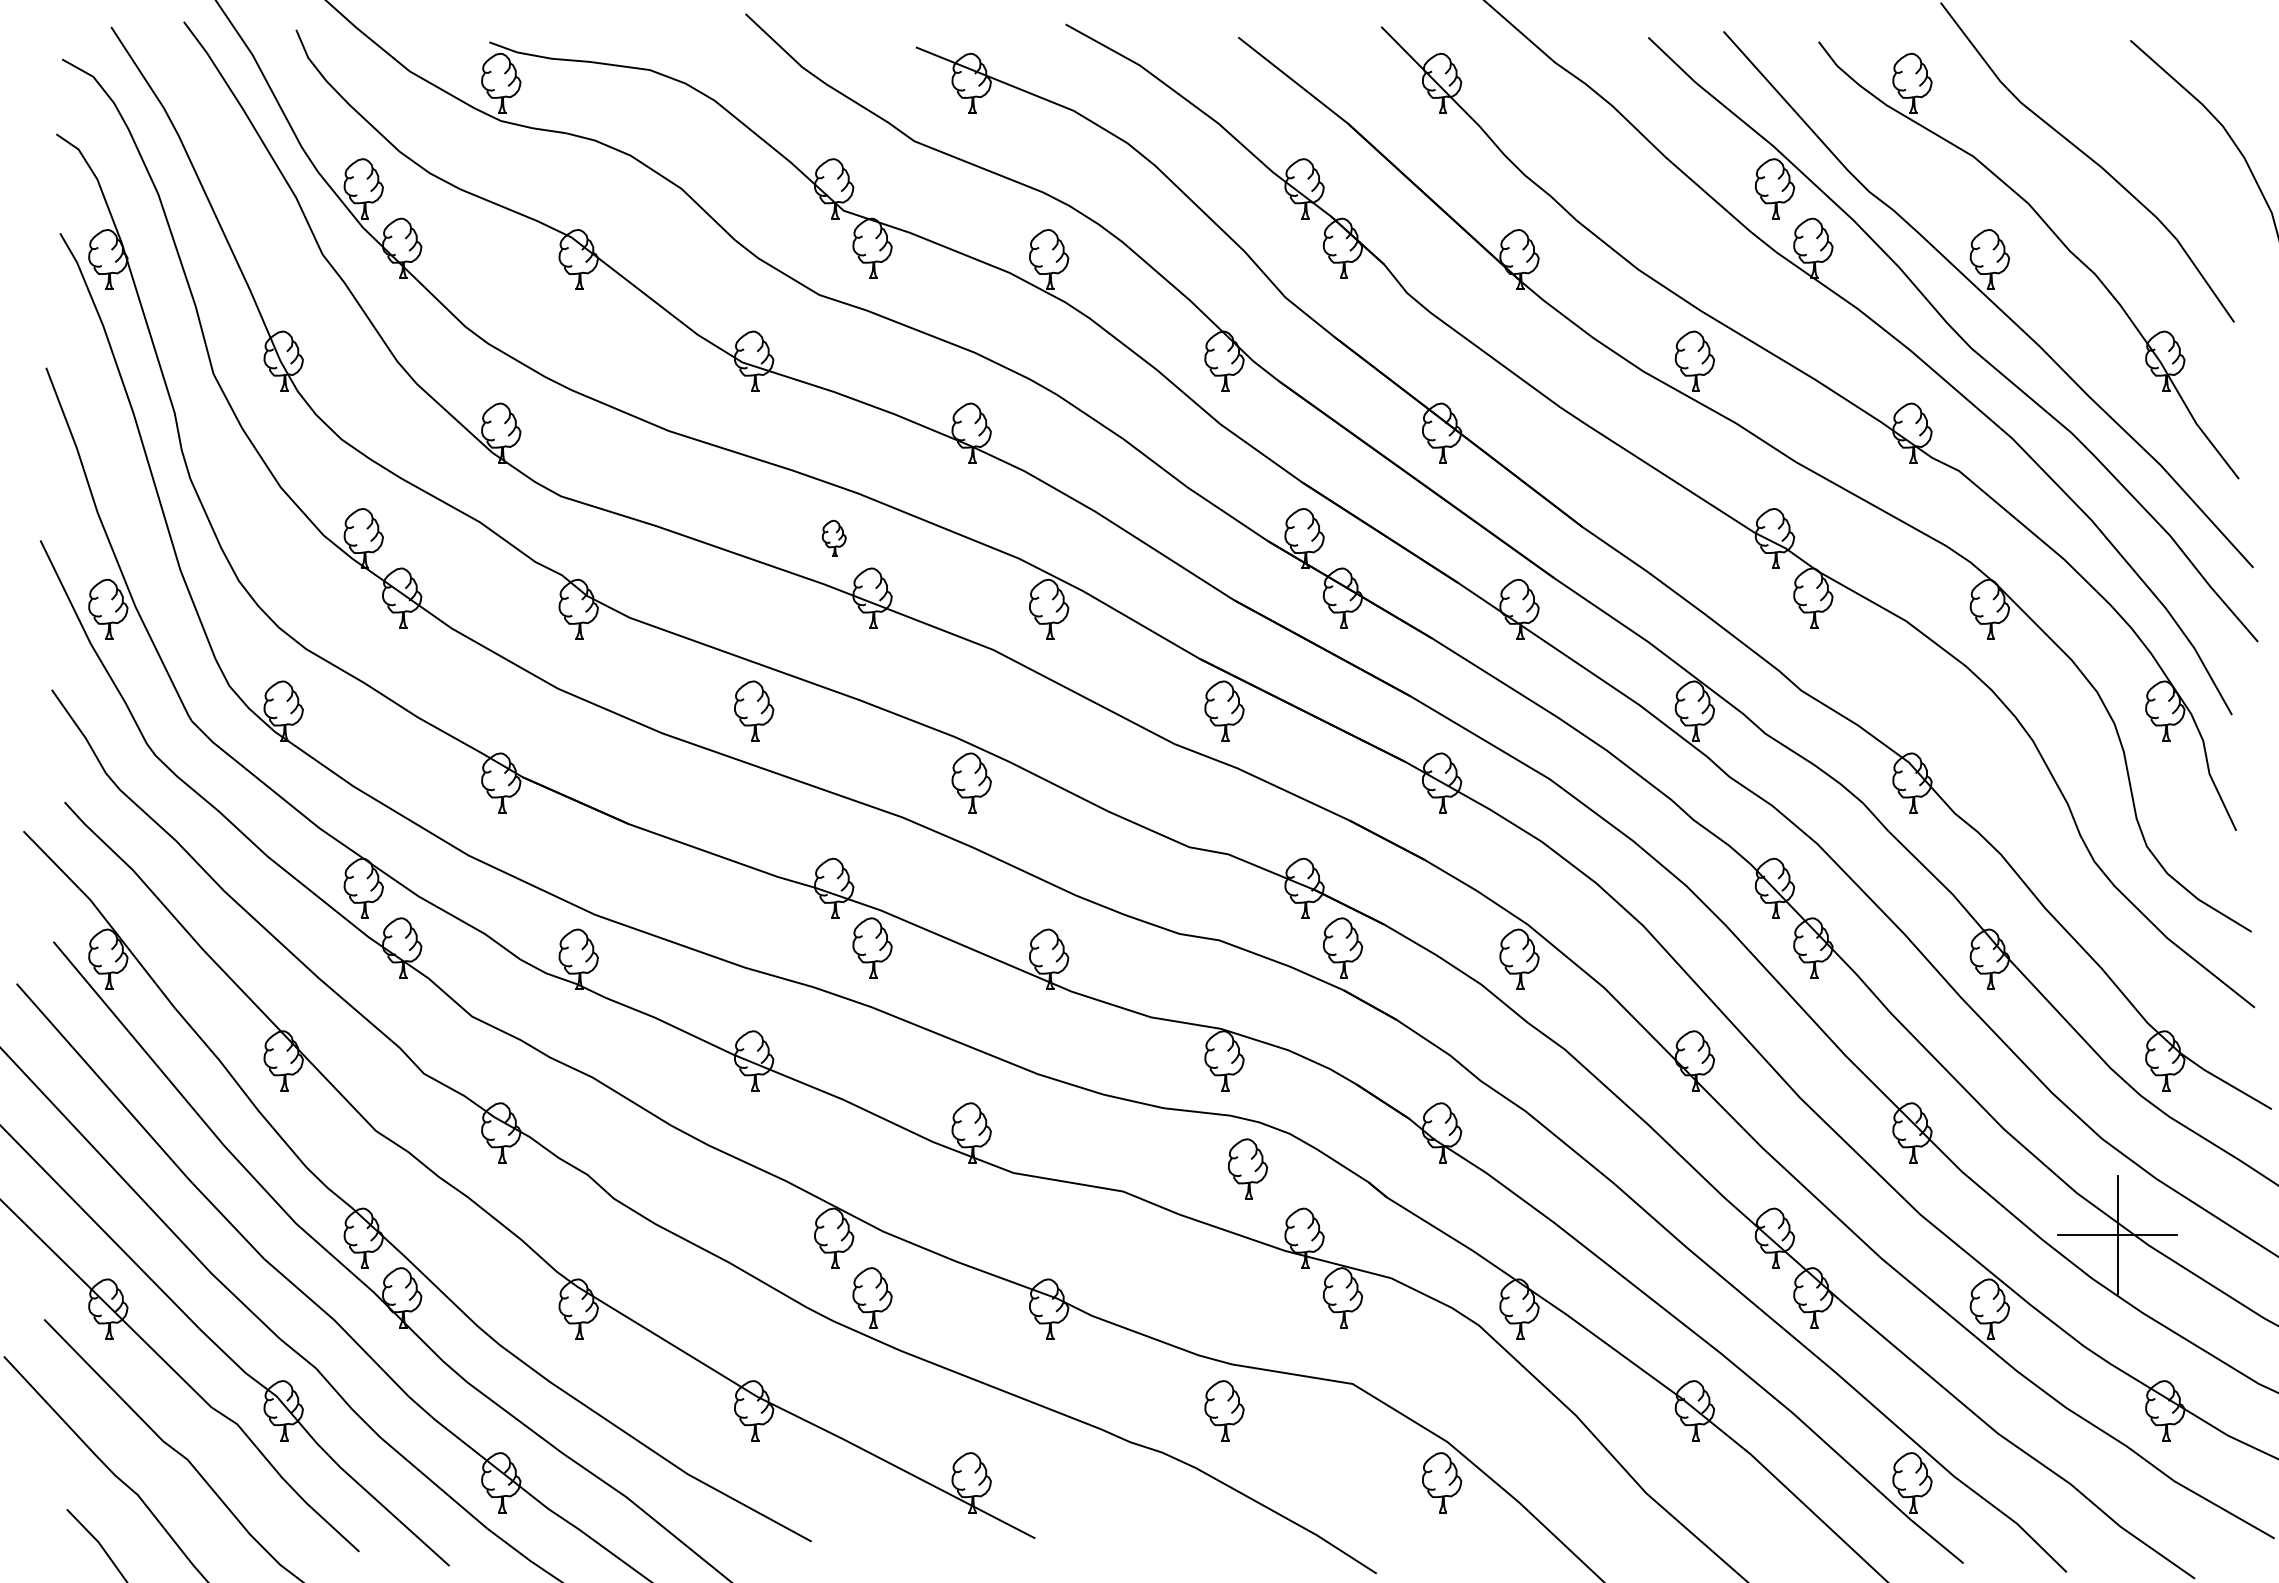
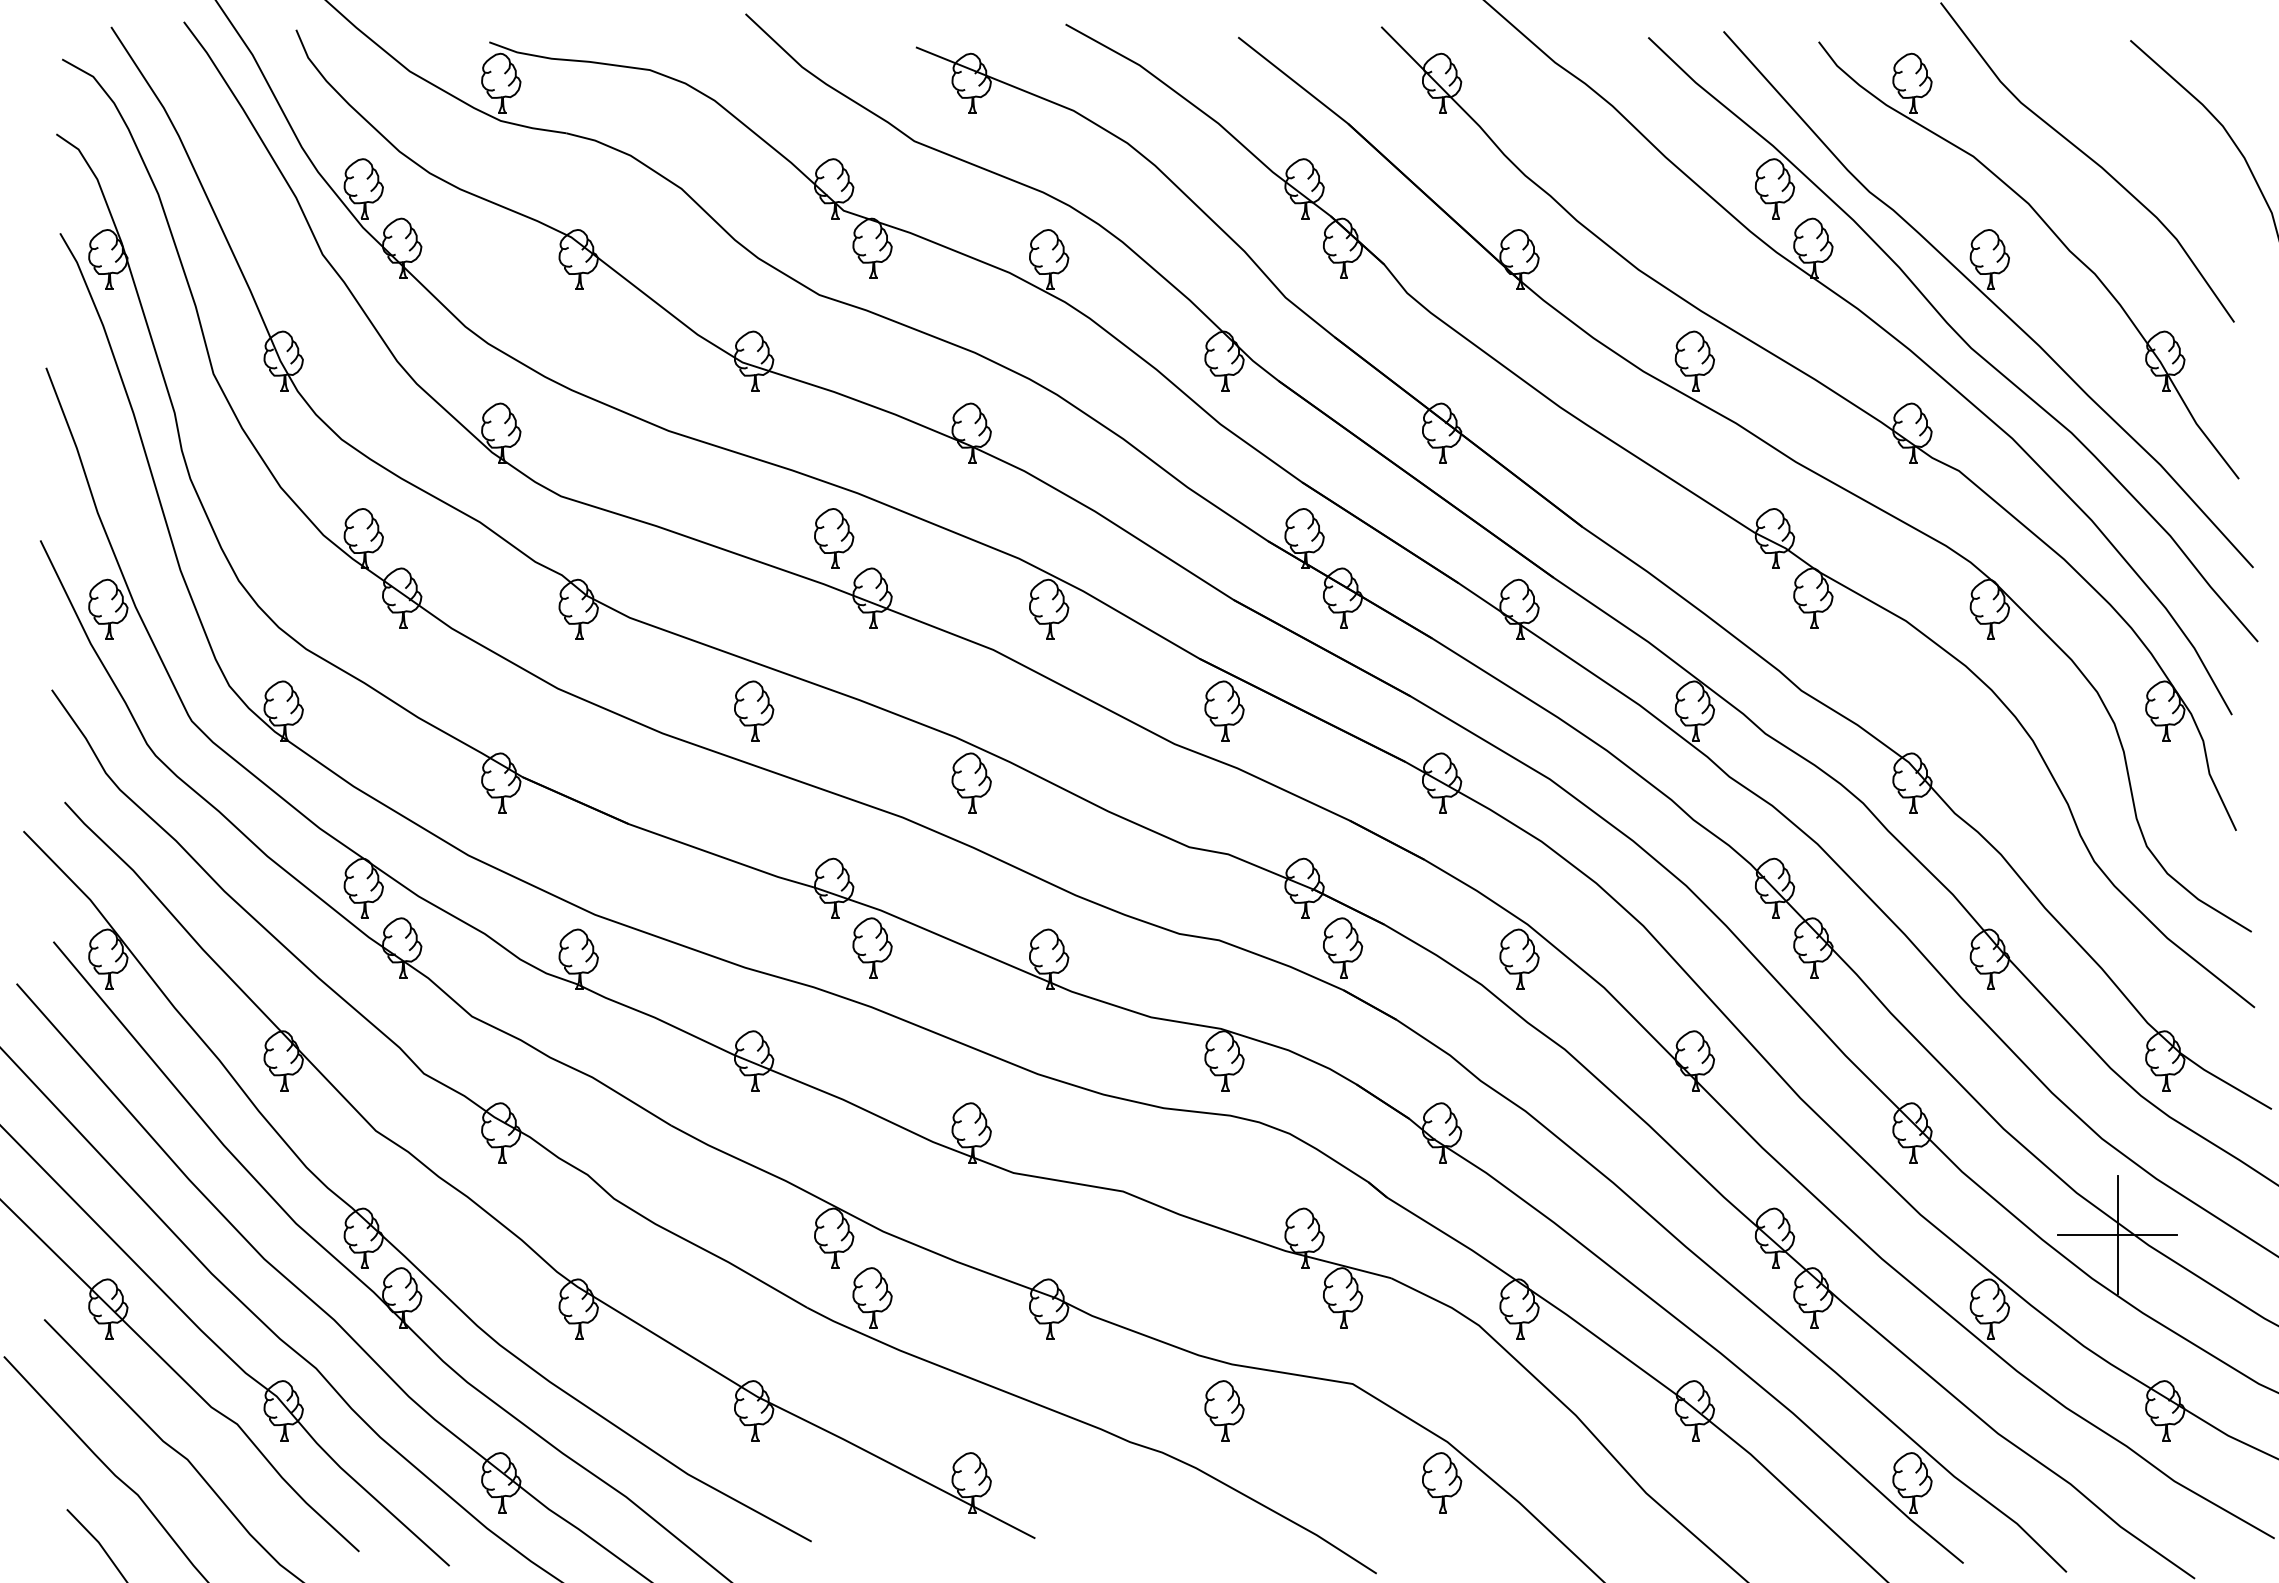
part size: 26x38 px -> 41x61 px (834, 538)
part: present -> none (1248, 1168)
